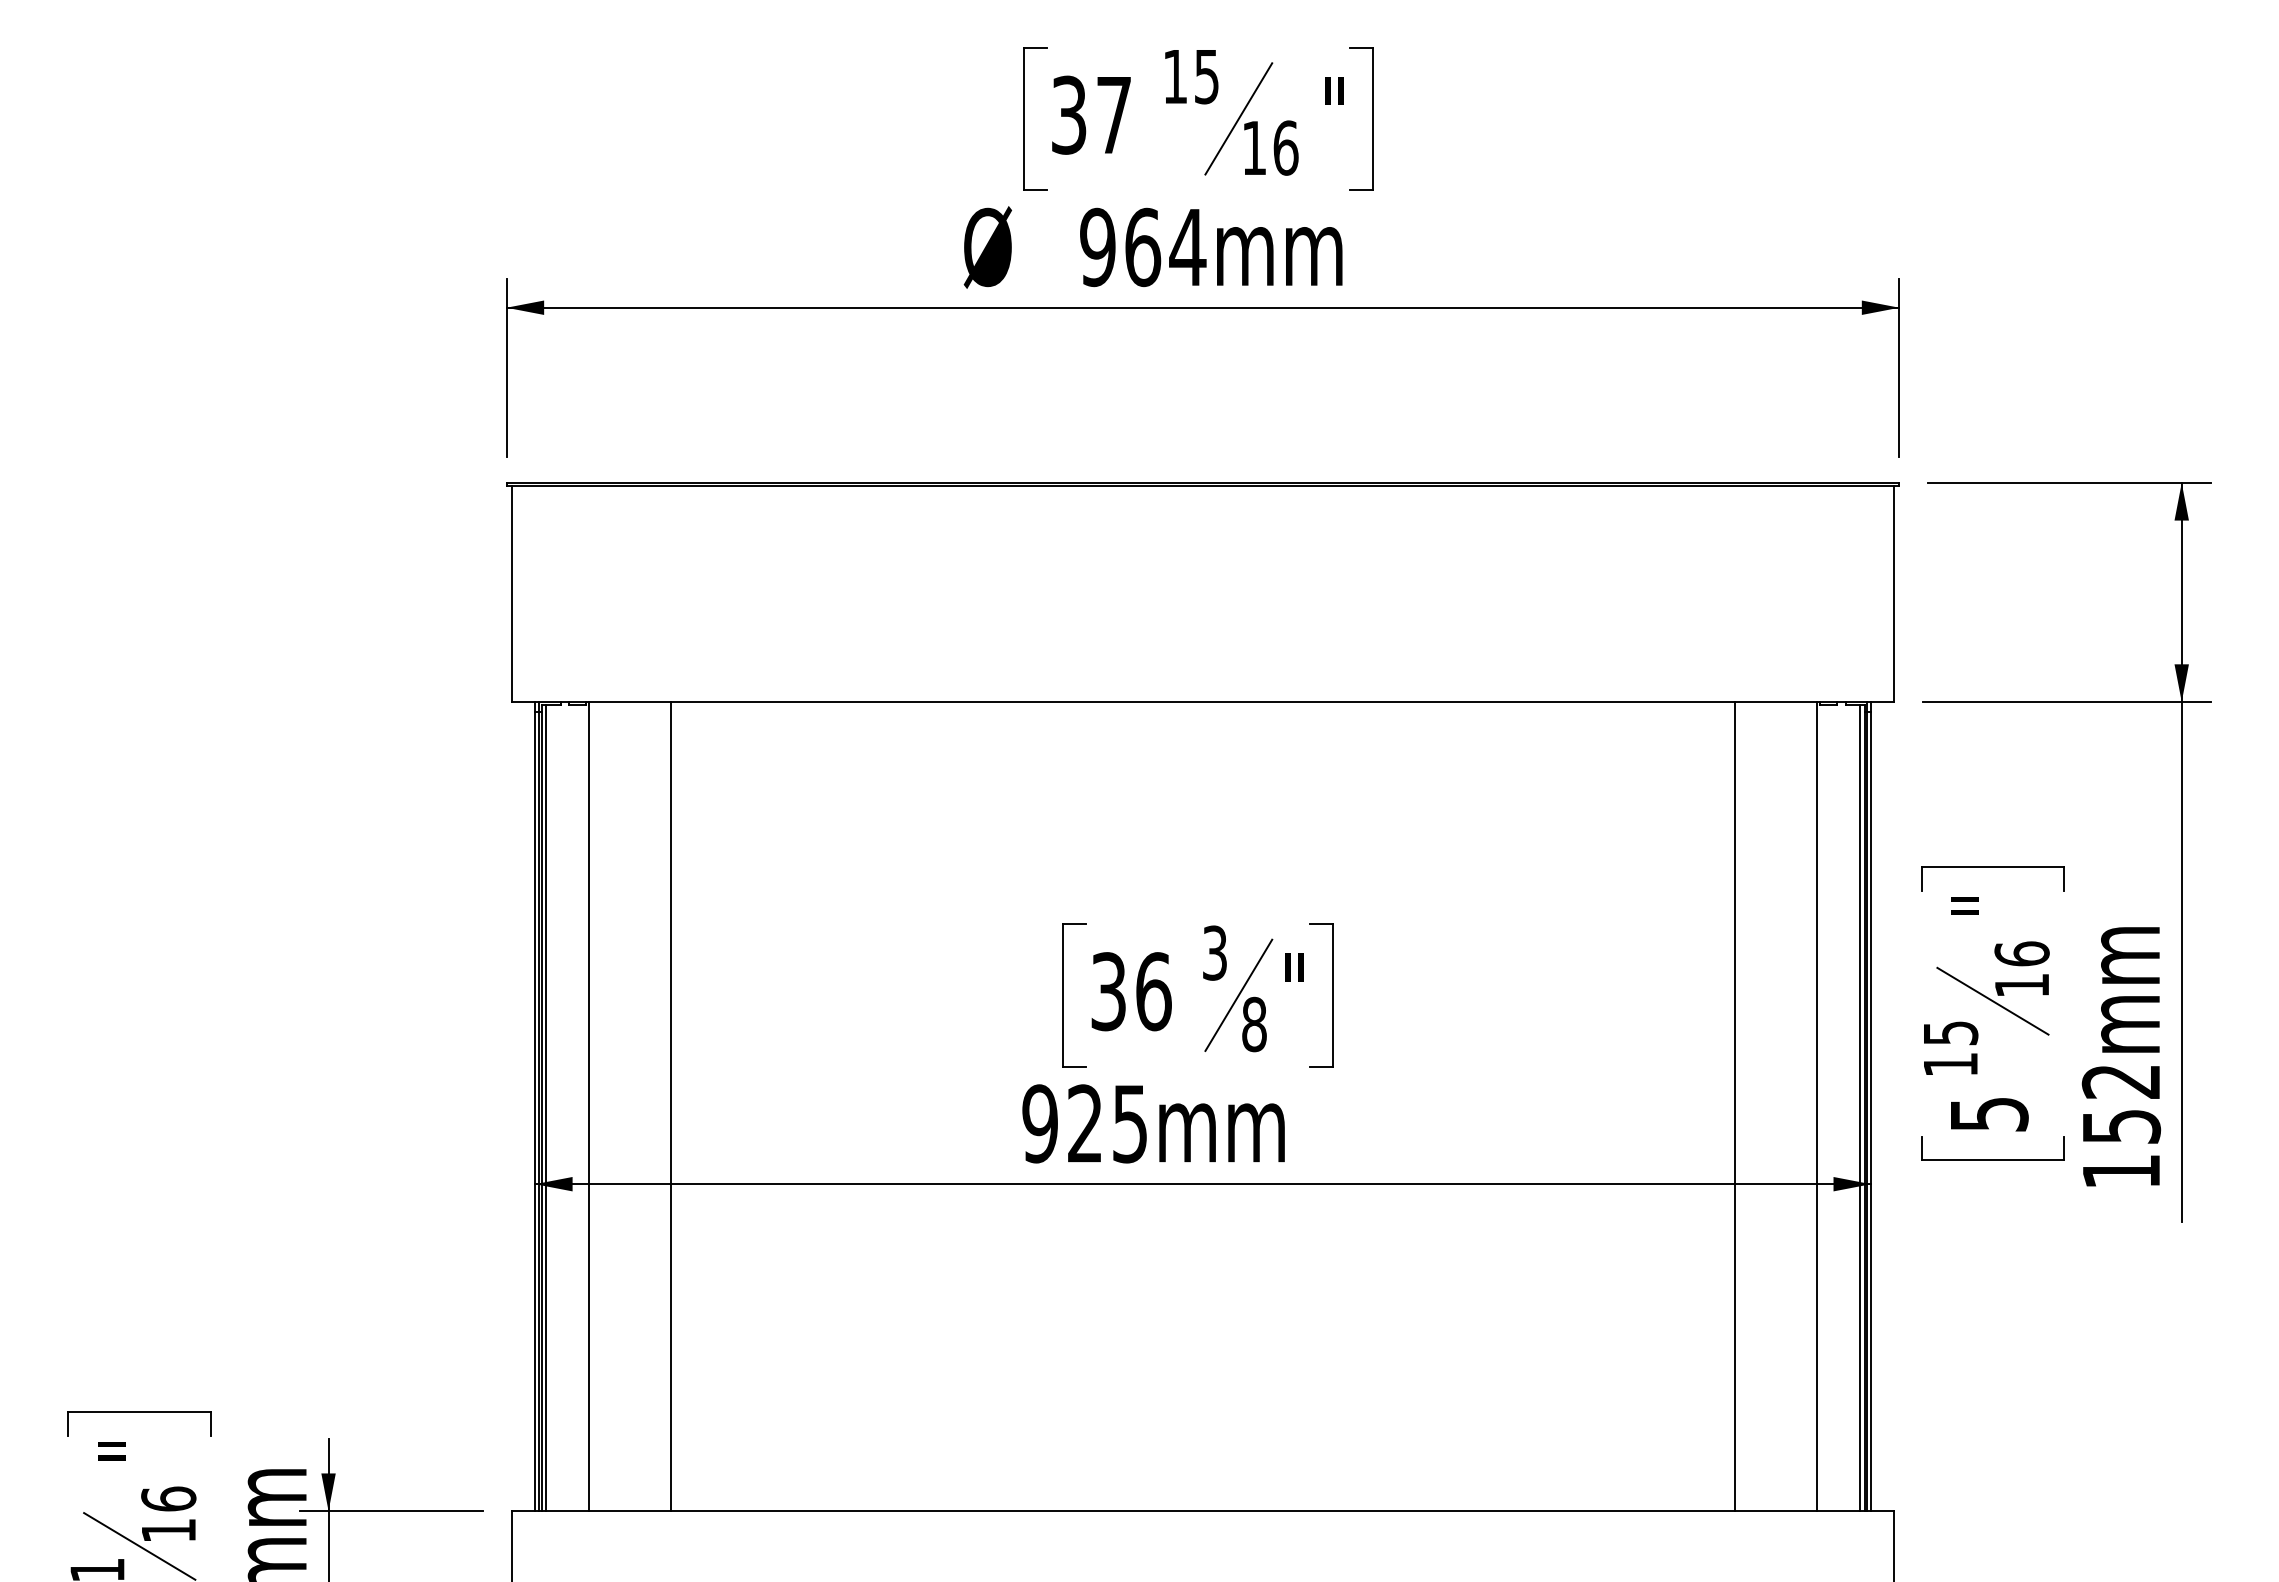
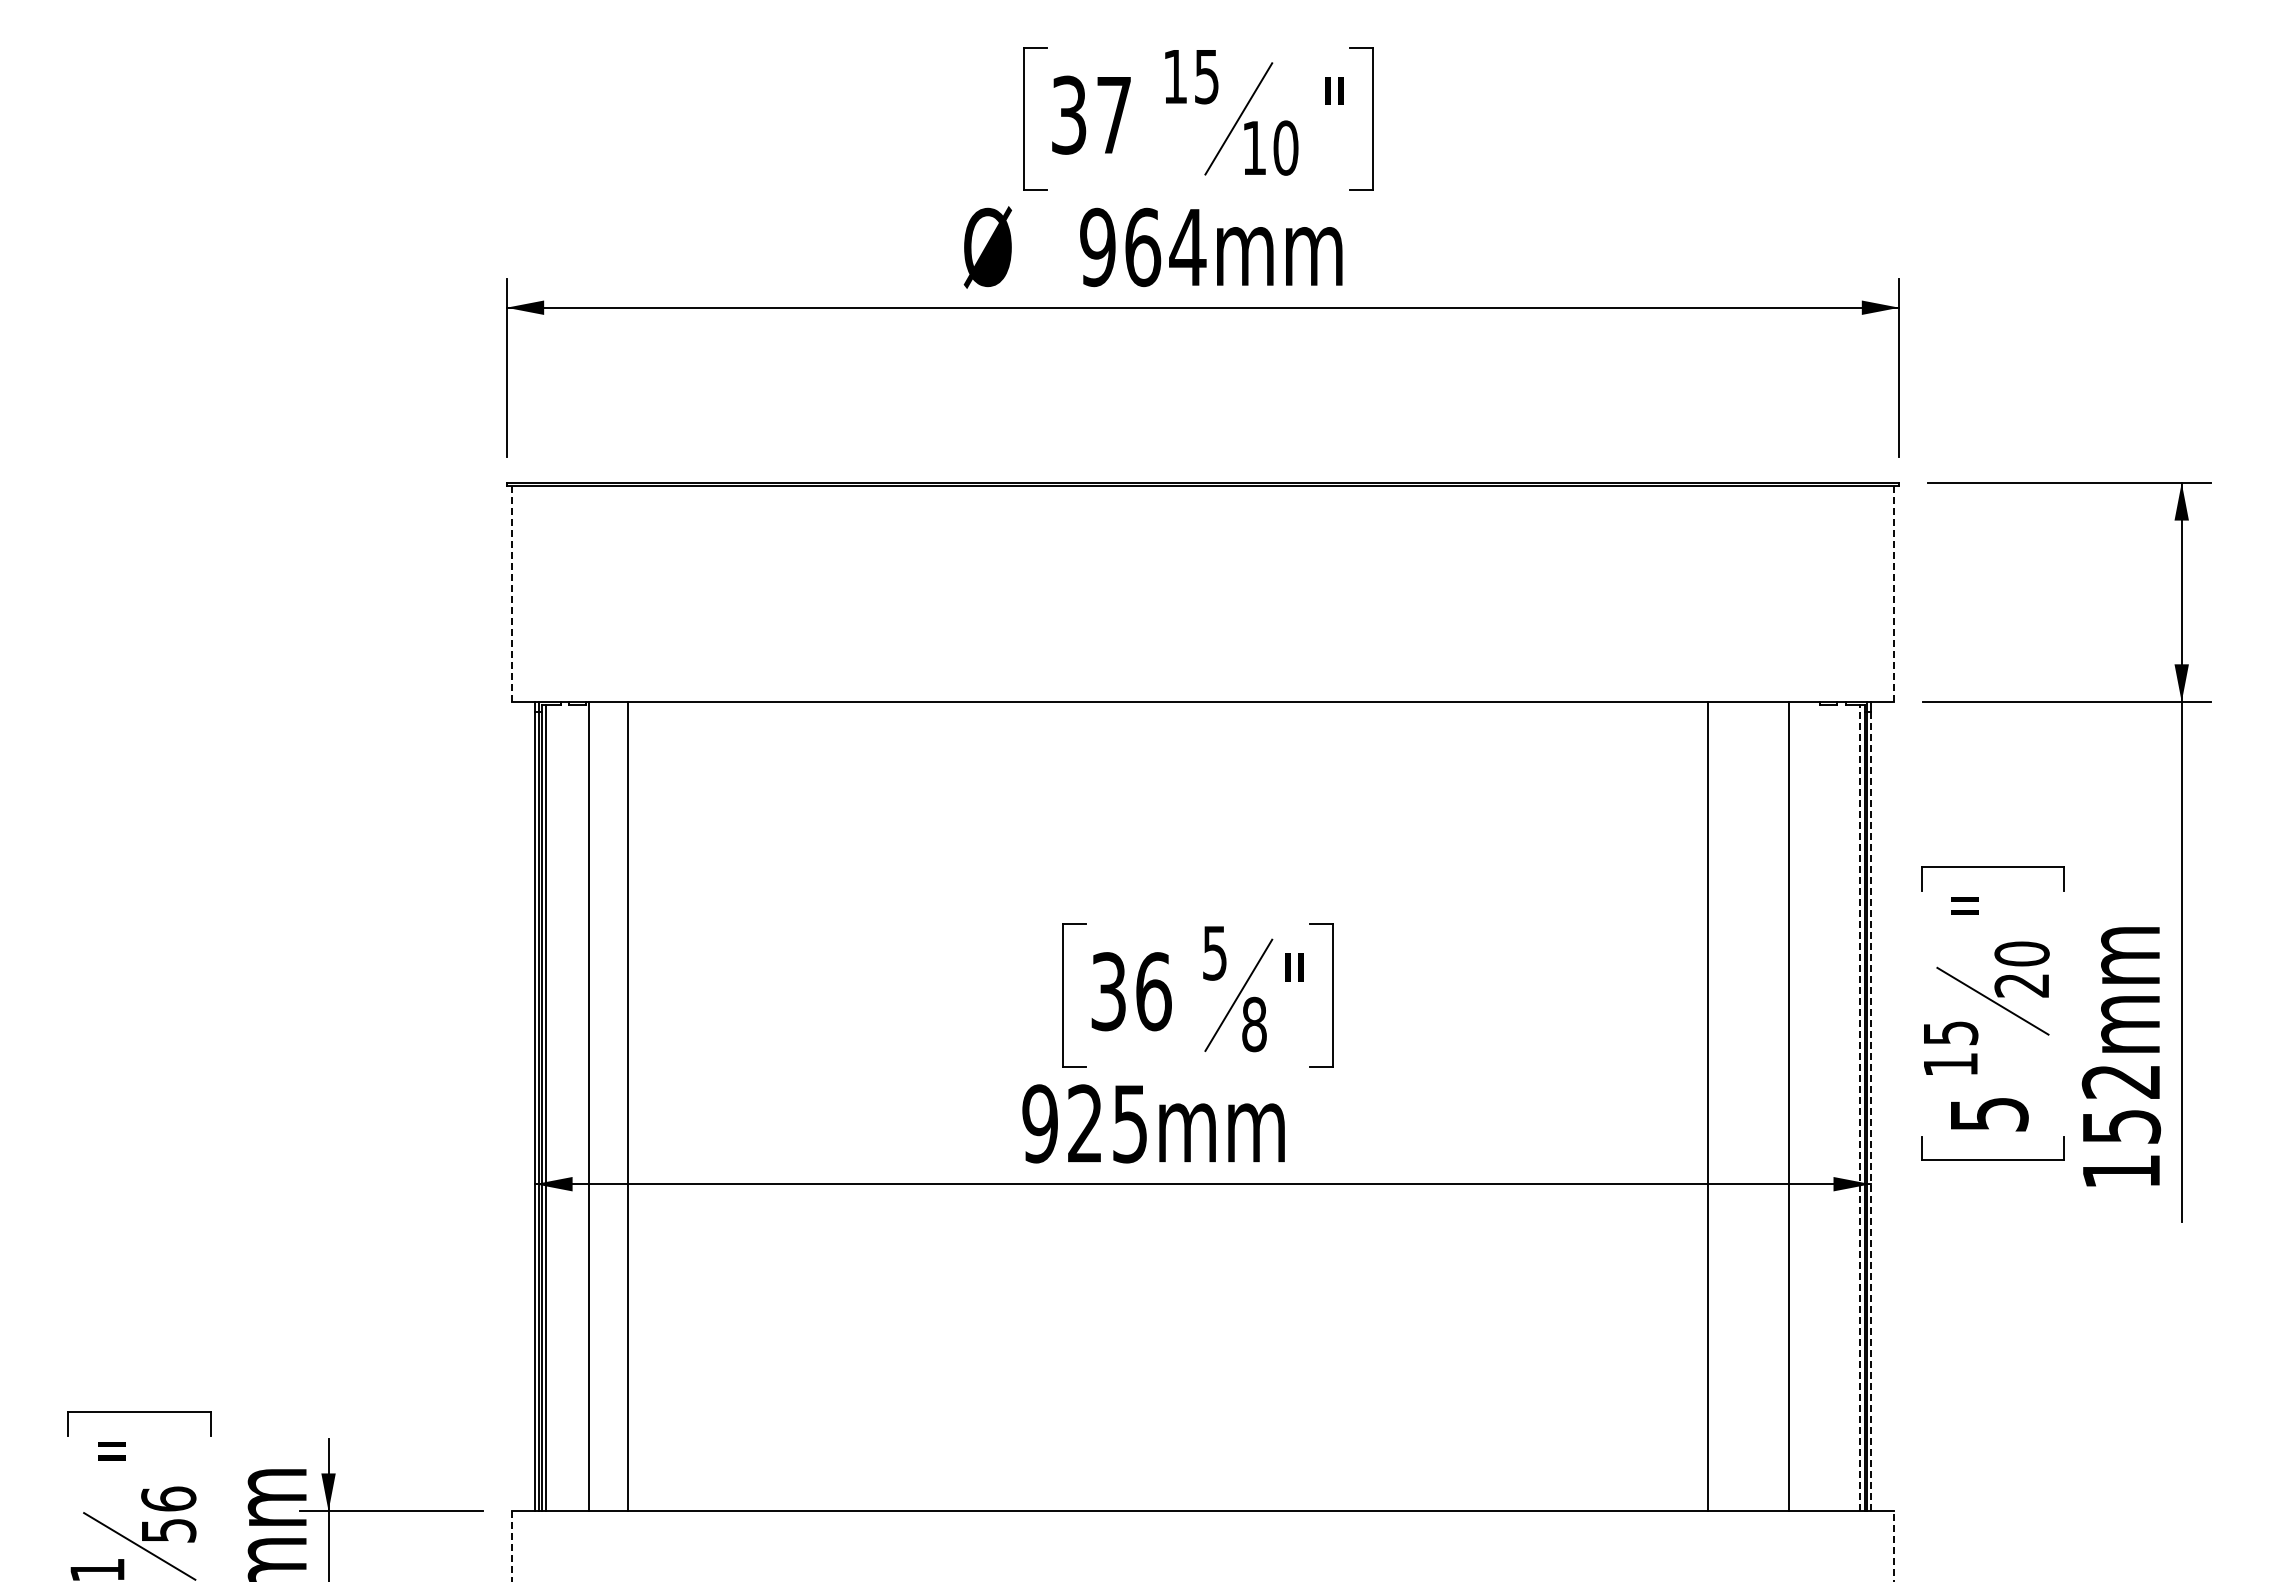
text: 16 -> 10 (1285, 147)
line: solid -> dashed (1893, 593)
line: solid -> dashed (512, 594)
text: 3 -> 5 (1214, 952)
text: 16 -> 20 (2021, 969)
line position: (671, 1106) -> (628, 1106) (628, 1106)
line position: (1734, 1106) -> (1707, 1106) (1707, 1106)
line position: (1817, 1106) -> (1789, 1106) (1789, 1106)
line: solid -> dashed (1860, 1107)
line: solid -> dashed (1871, 1111)
text: 16 -> 56 (169, 1530)
line: solid -> dashed (1893, 1545)
line: solid -> dashed (512, 1546)
